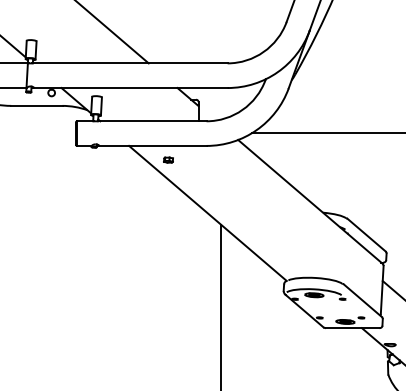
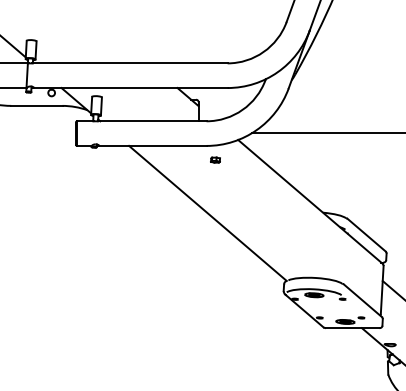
line: present -> none (112, 32)
part position: (168, 159) -> (215, 159) (215, 159)
line: present -> none (221, 305)
